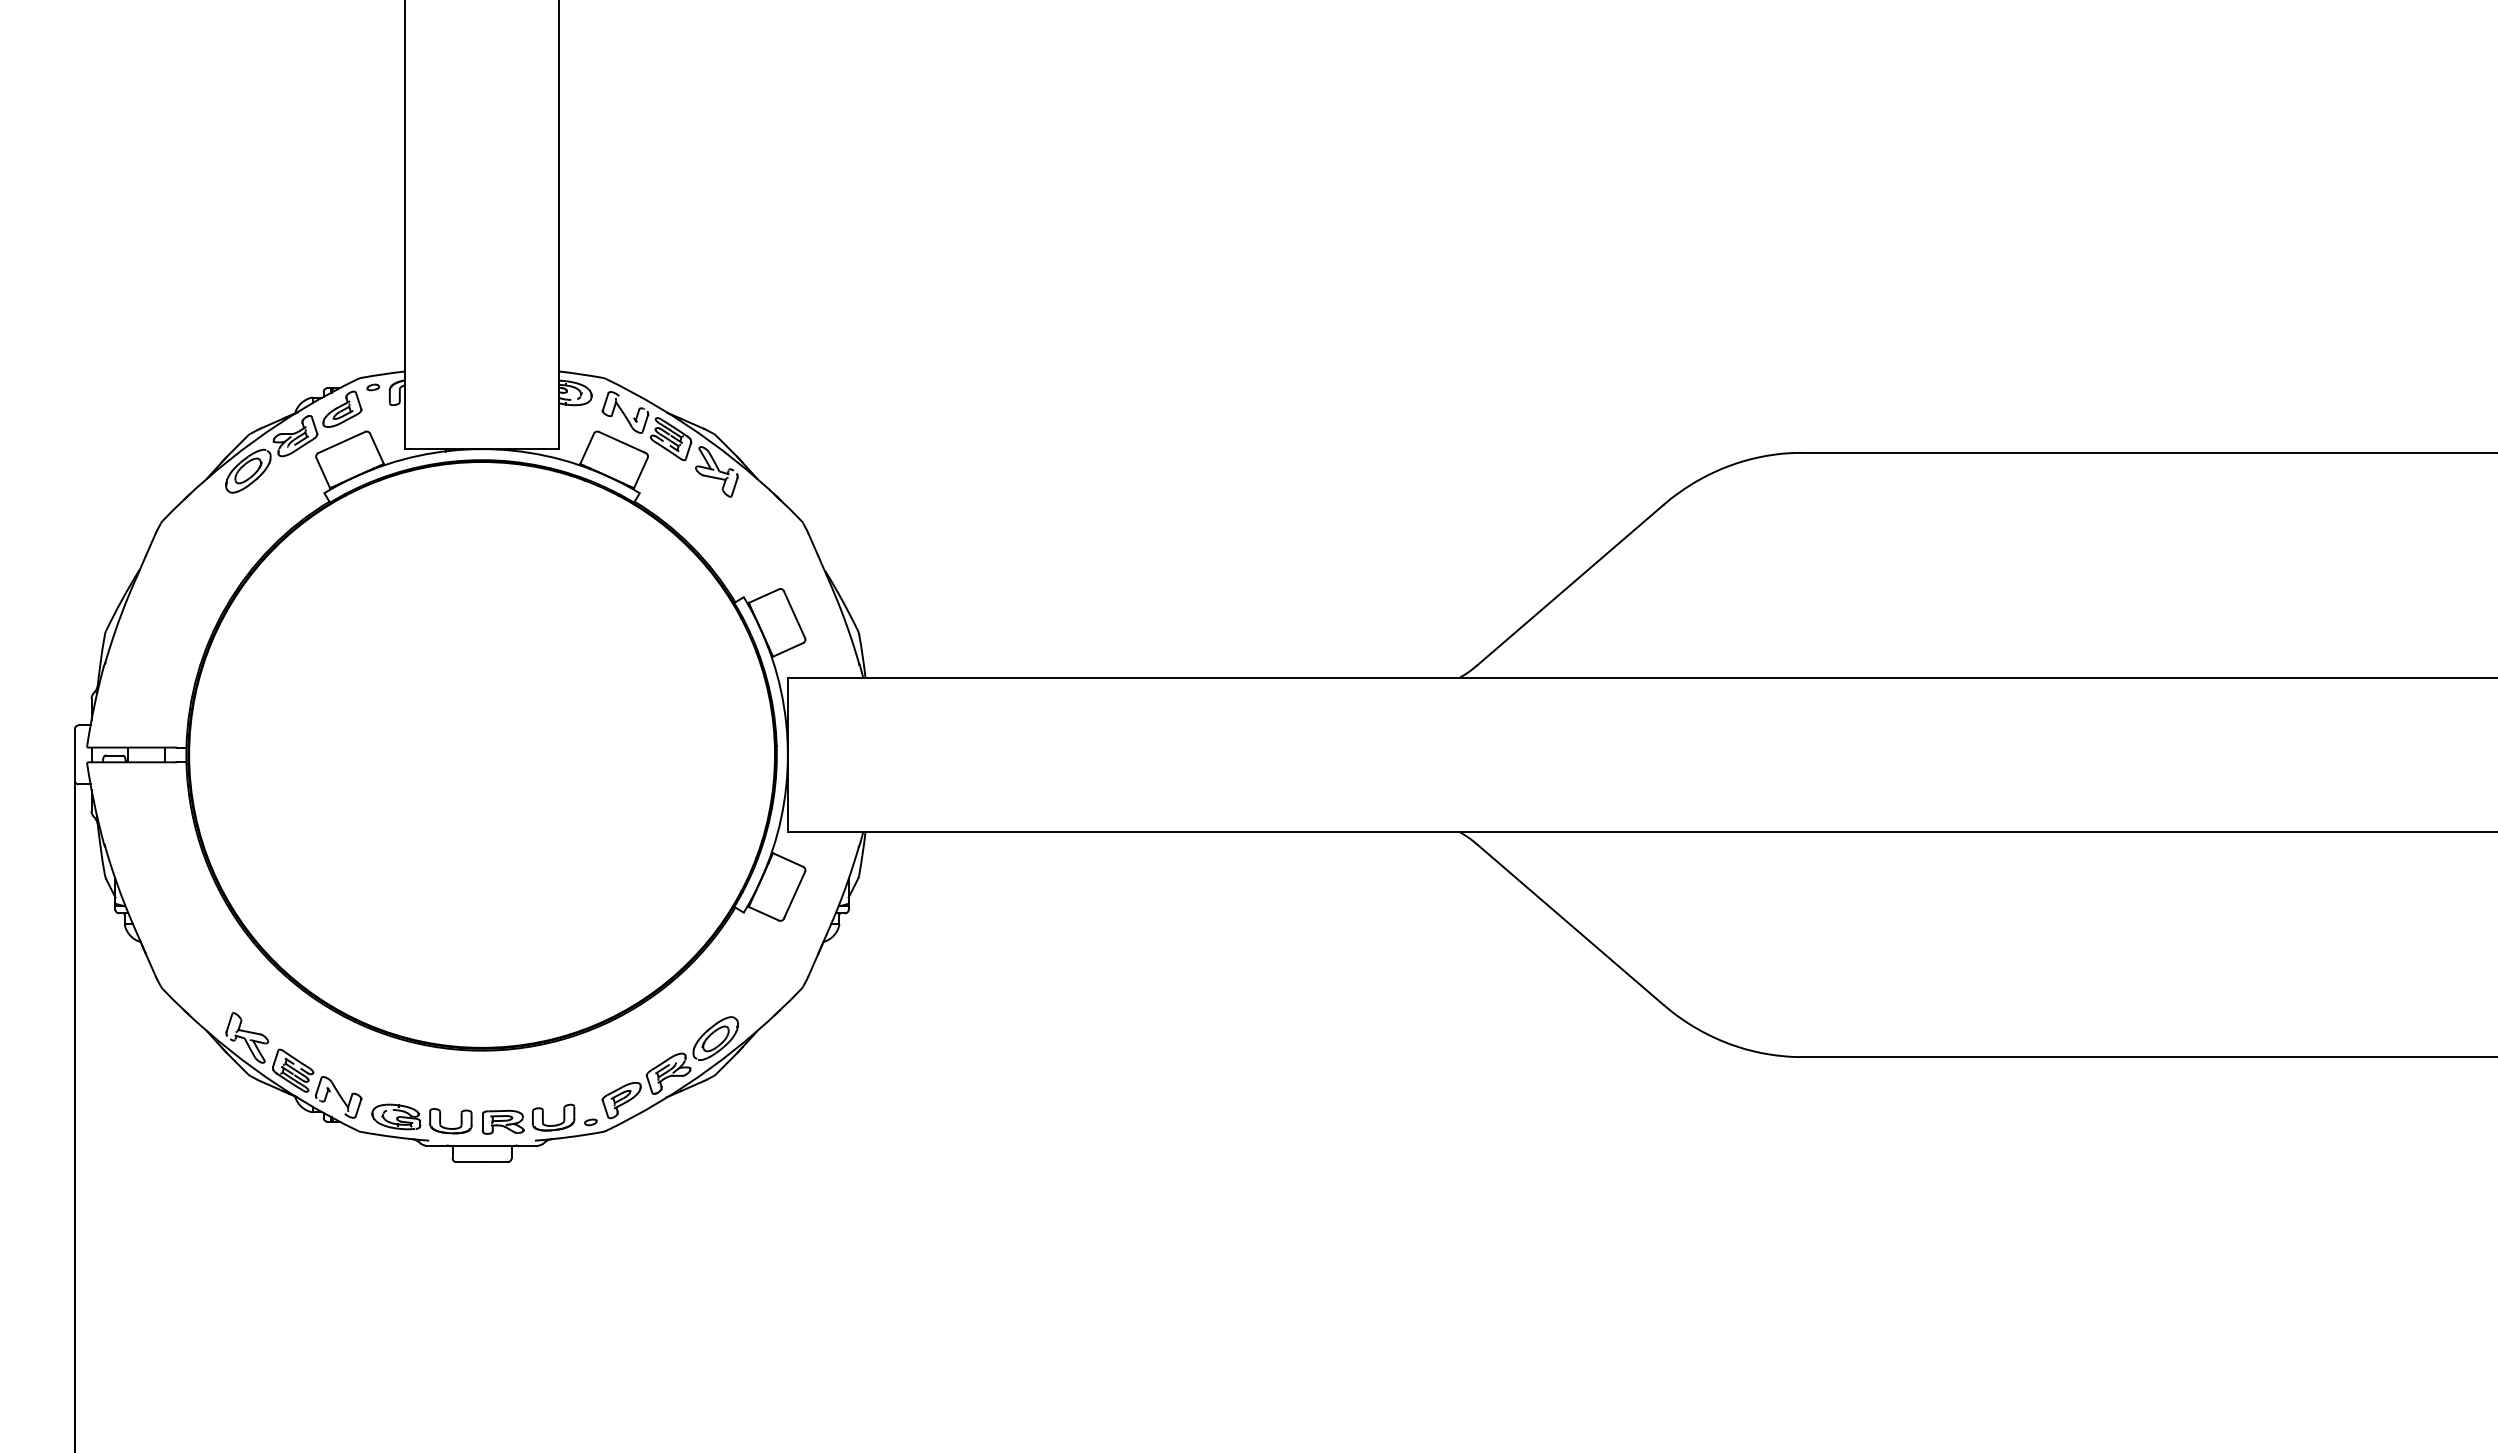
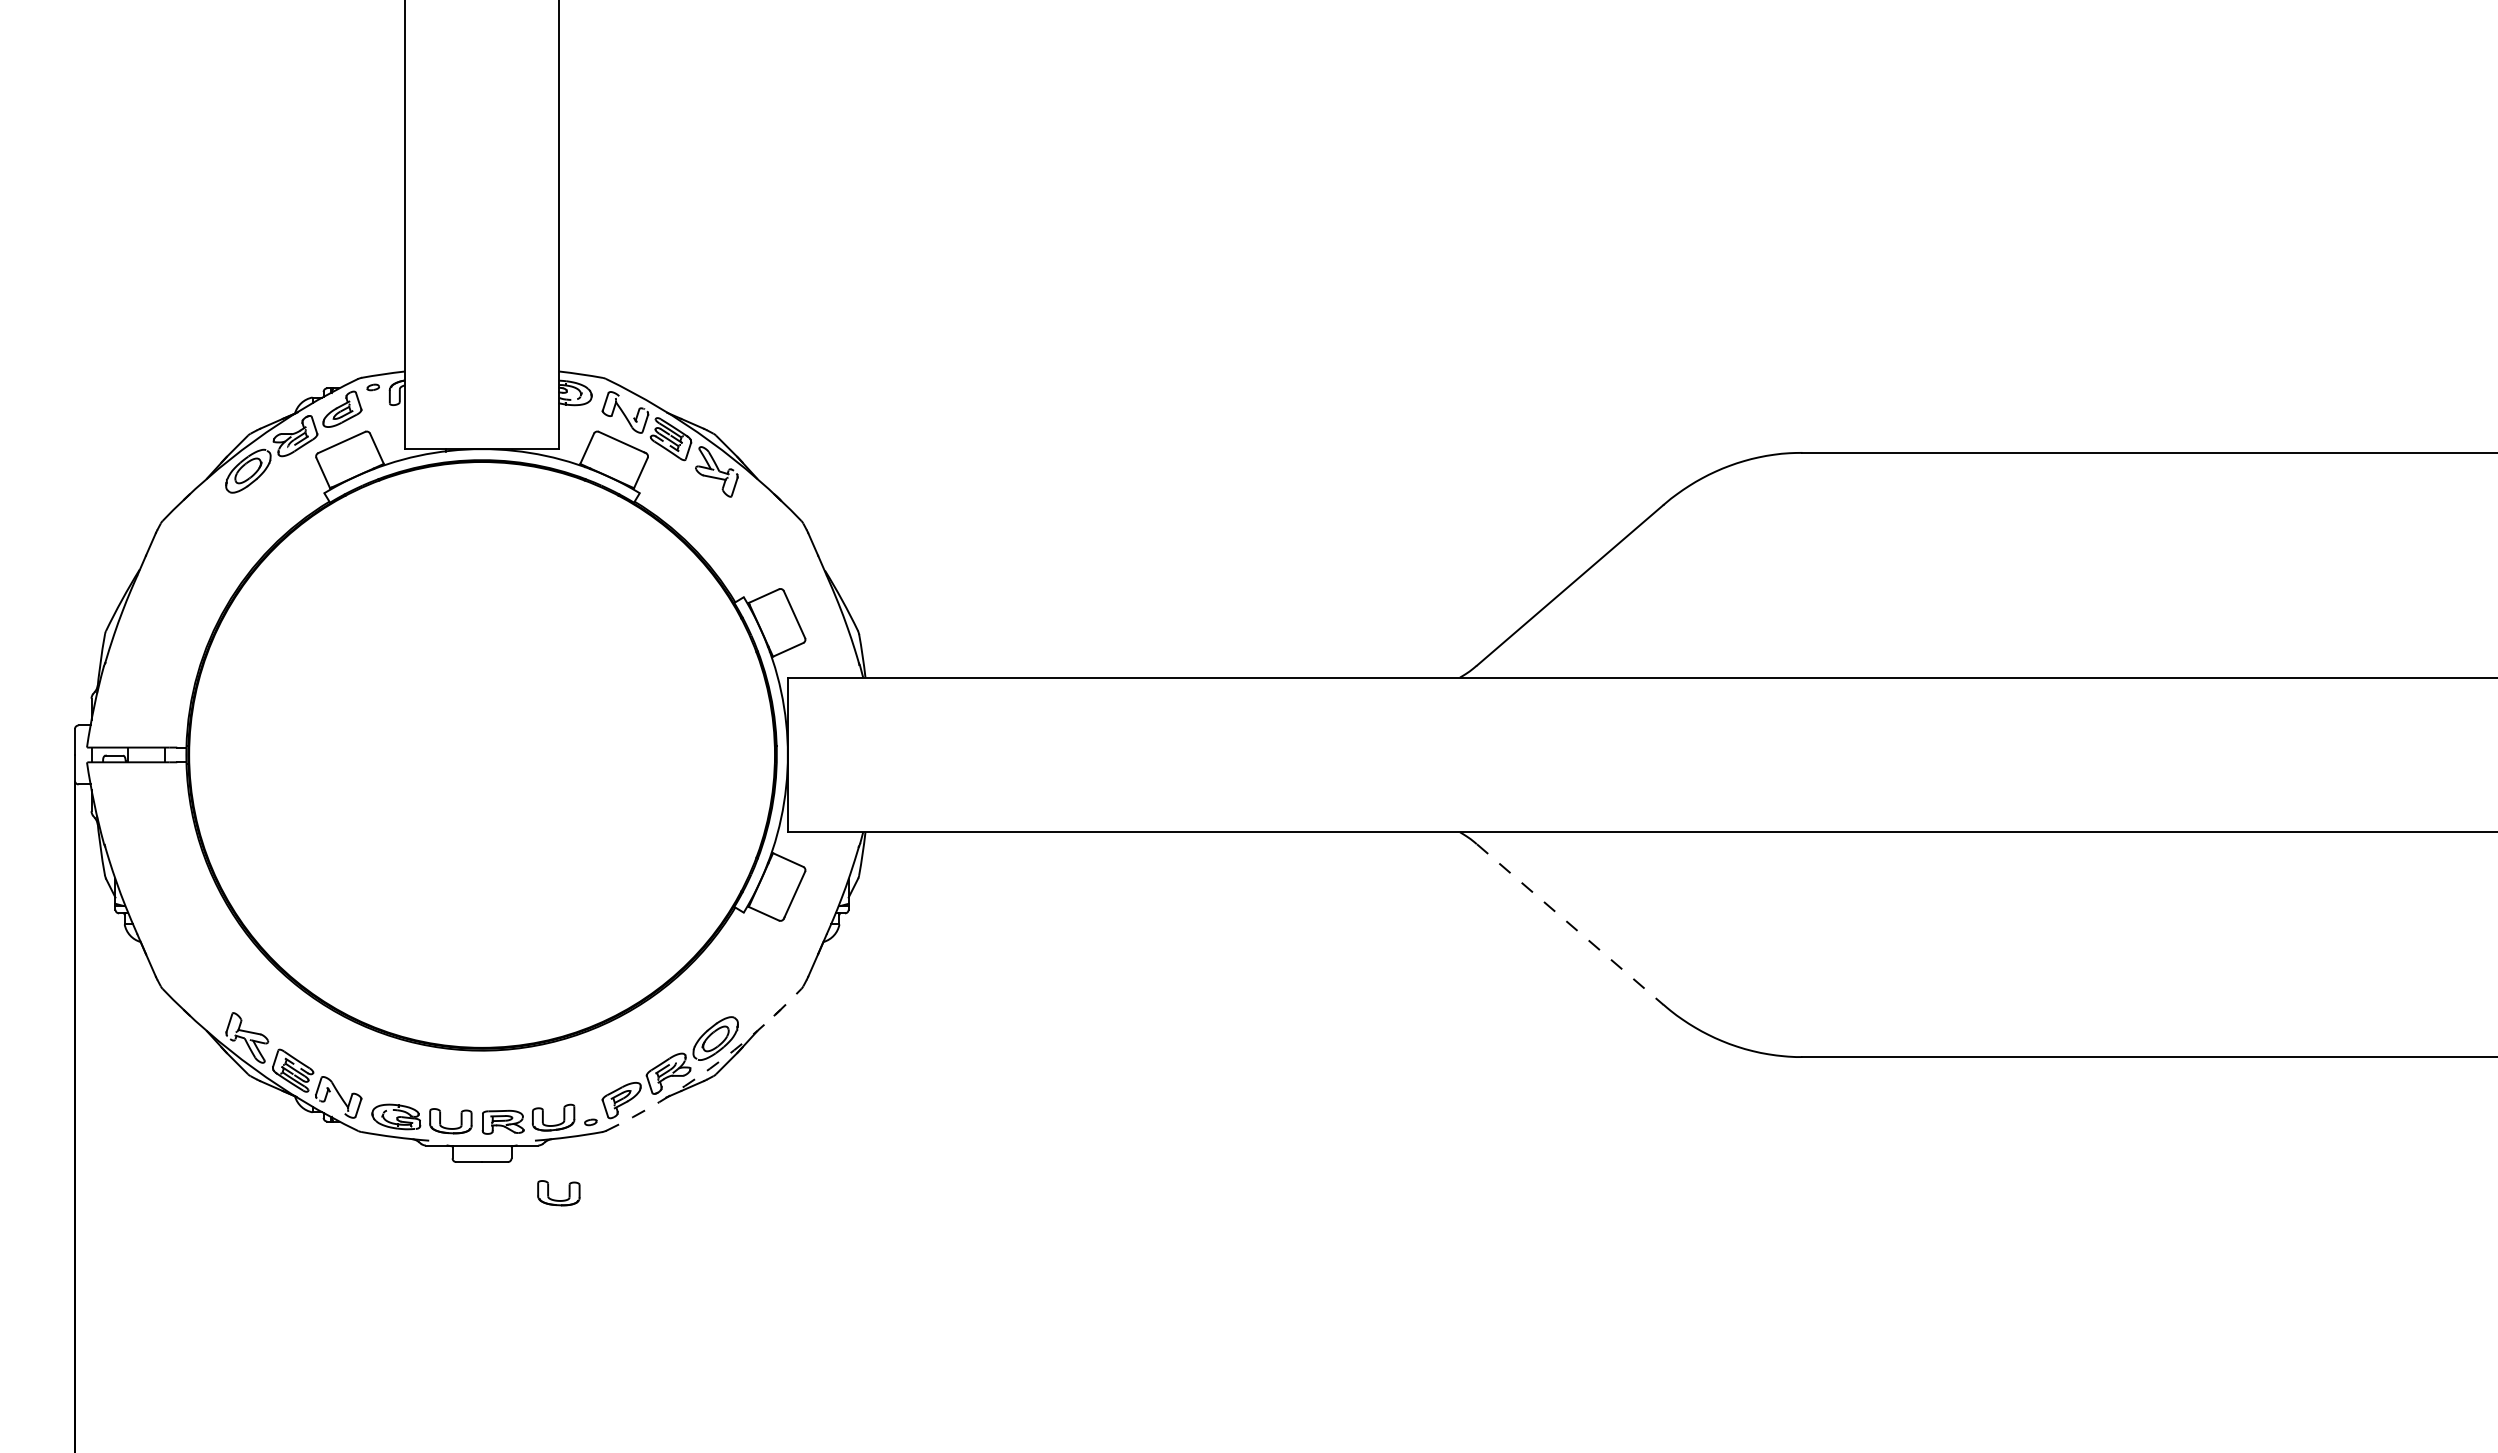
line: solid -> dashed (1570, 924)
arc: solid -> dashed (710, 1068)
part: none -> present (557, 1199)
